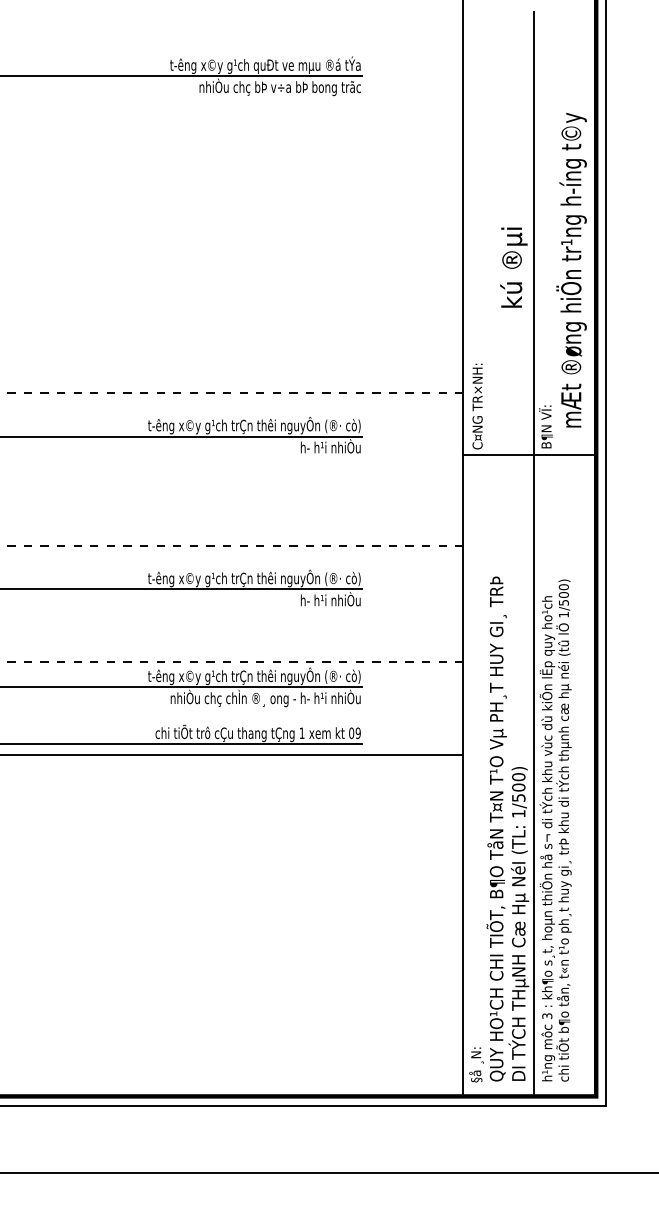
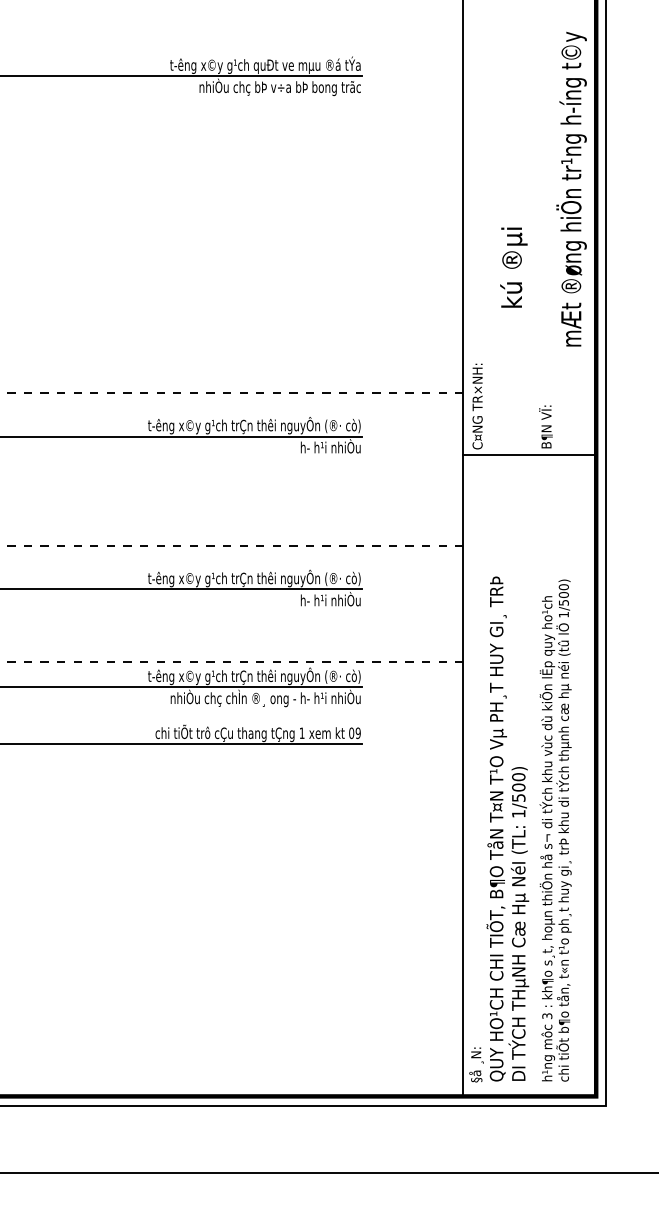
text position: (571, 269) -> (571, 188) (571, 188)
line: present -> none (534, 554)
line: present -> none (232, 755)
